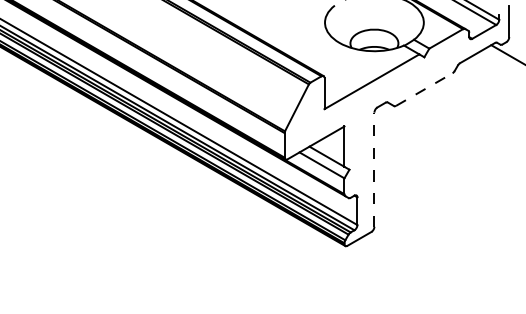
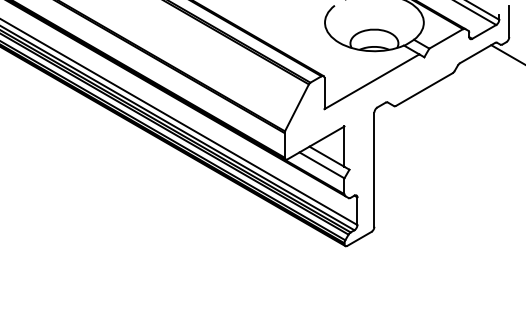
line: dashed -> solid (424, 89)
line: dashed -> solid (374, 169)
